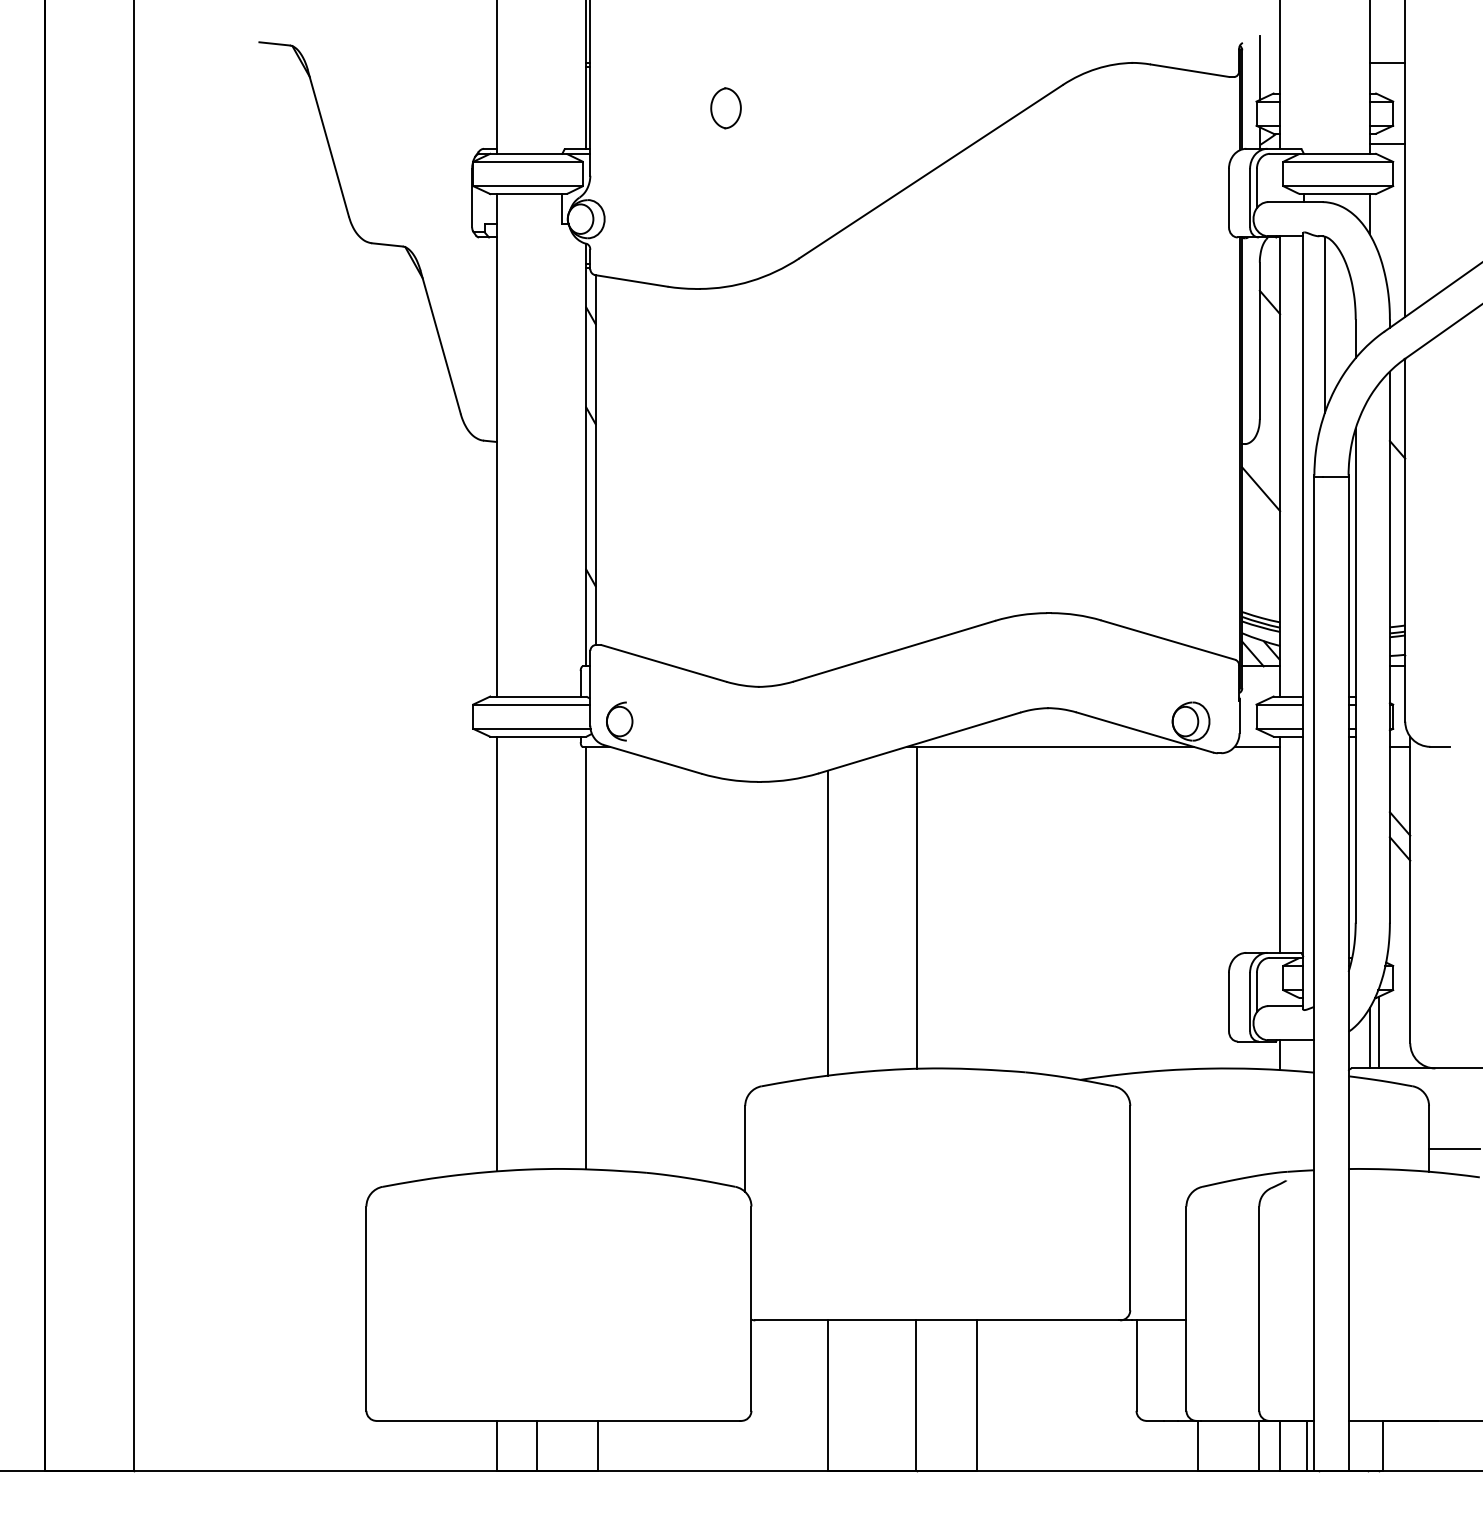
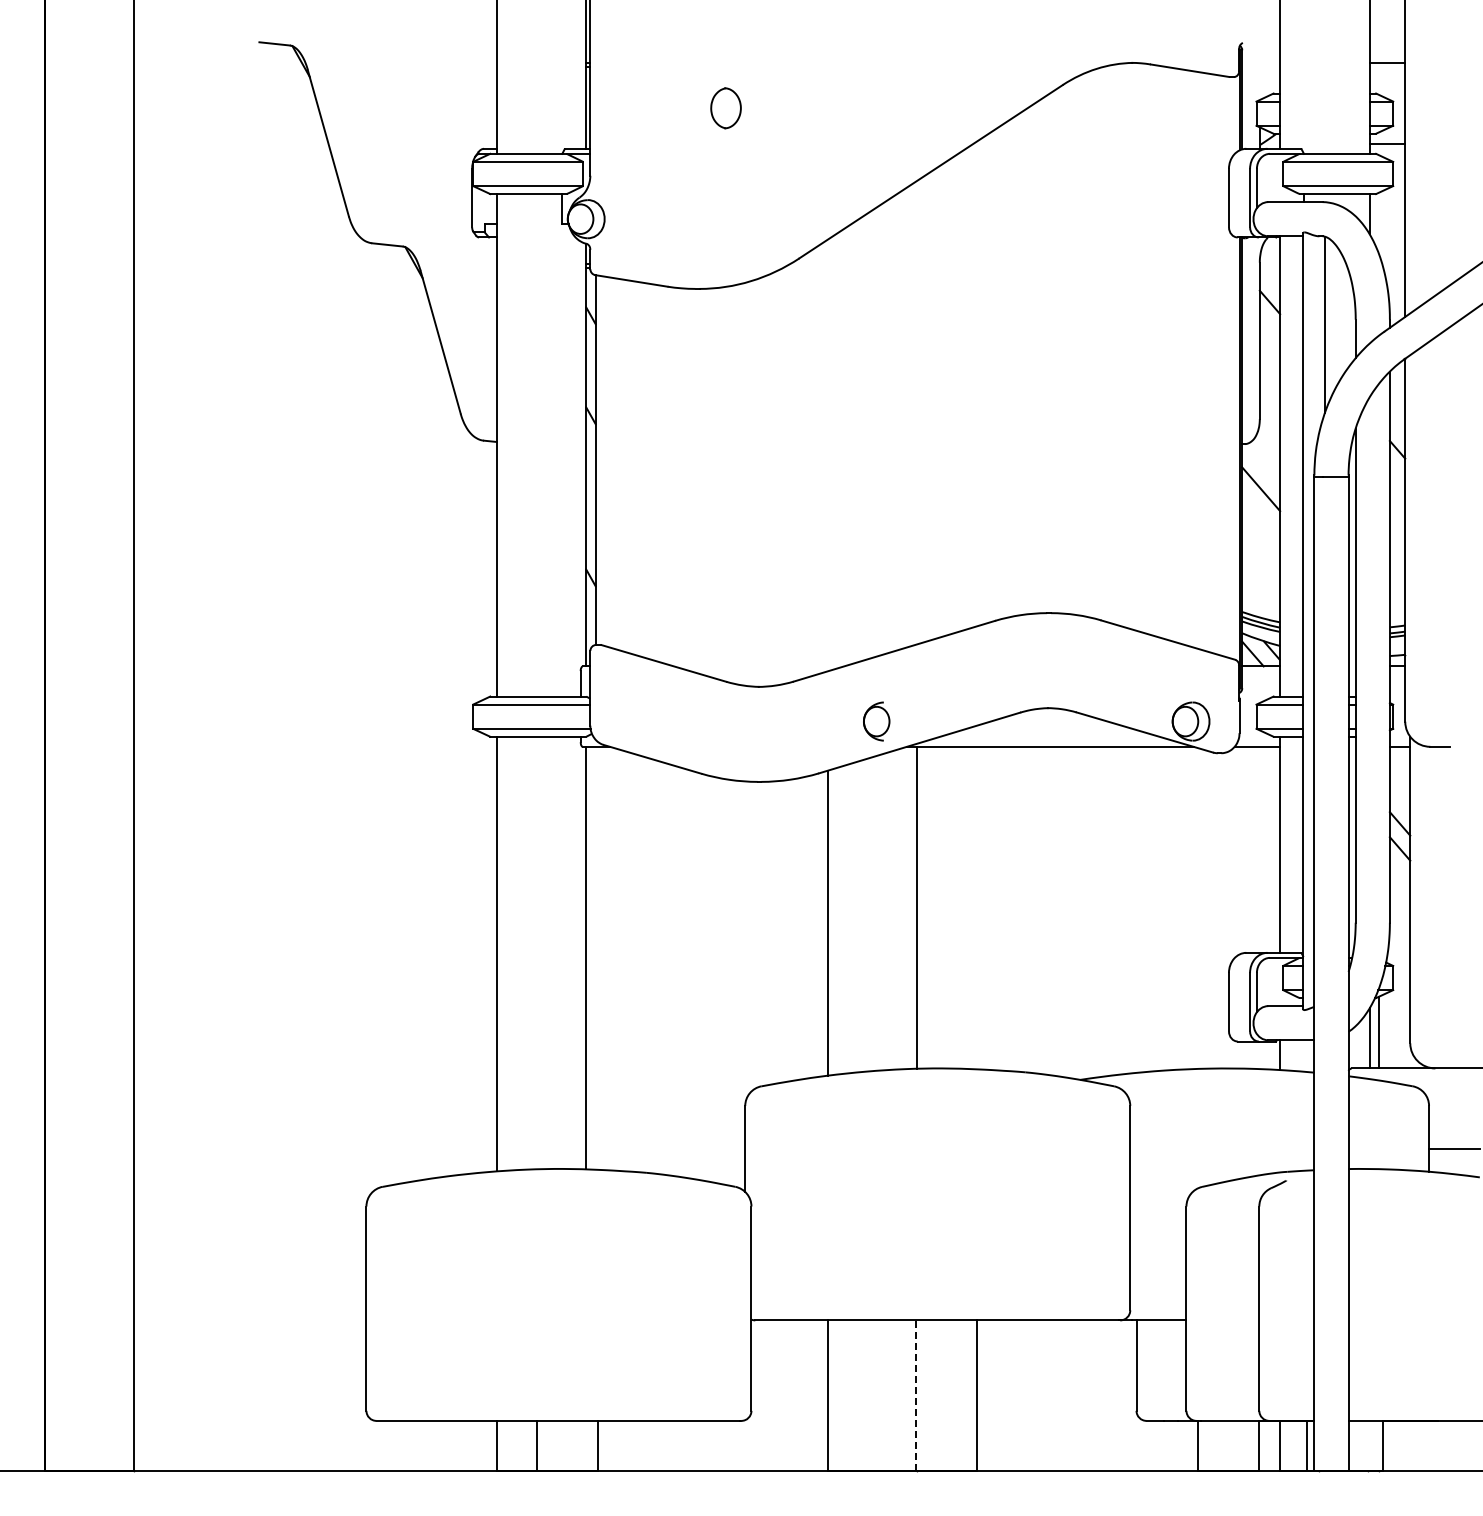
line: present -> none (1259, 67)
part position: (619, 721) -> (876, 721) (876, 721)
line: solid -> dashed (915, 1394)
